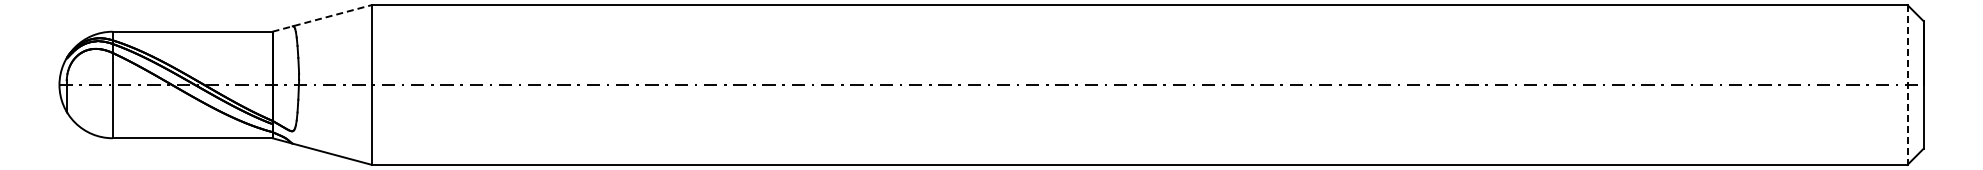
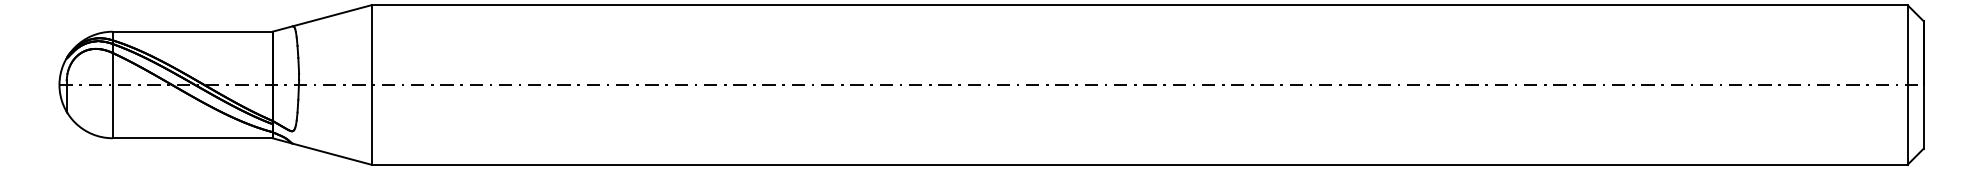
line: dashed -> solid (322, 18)
line: dashed -> solid (1907, 84)
